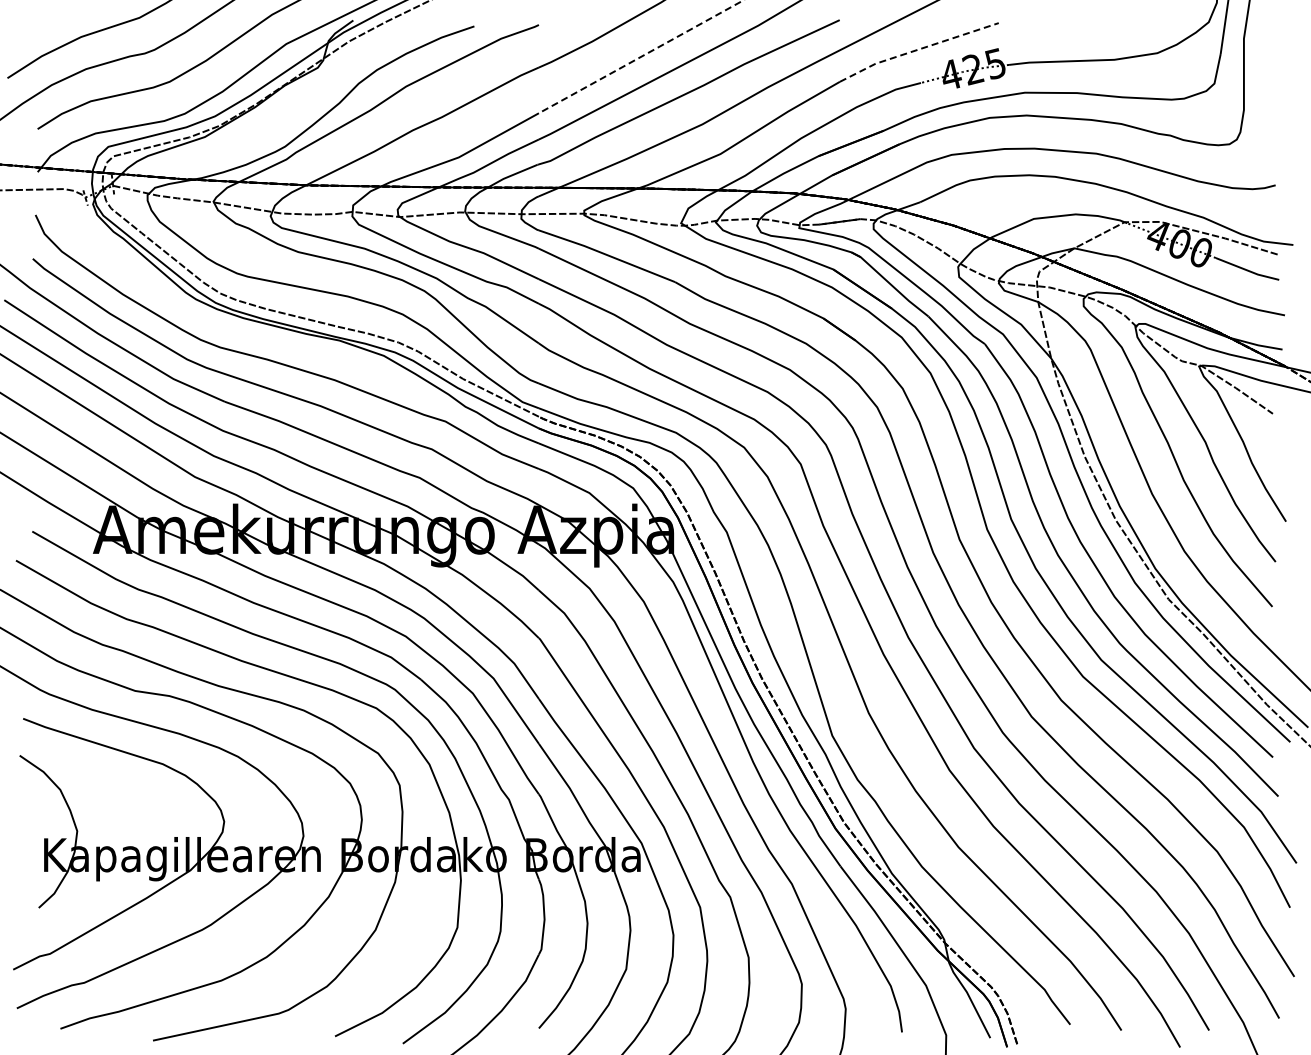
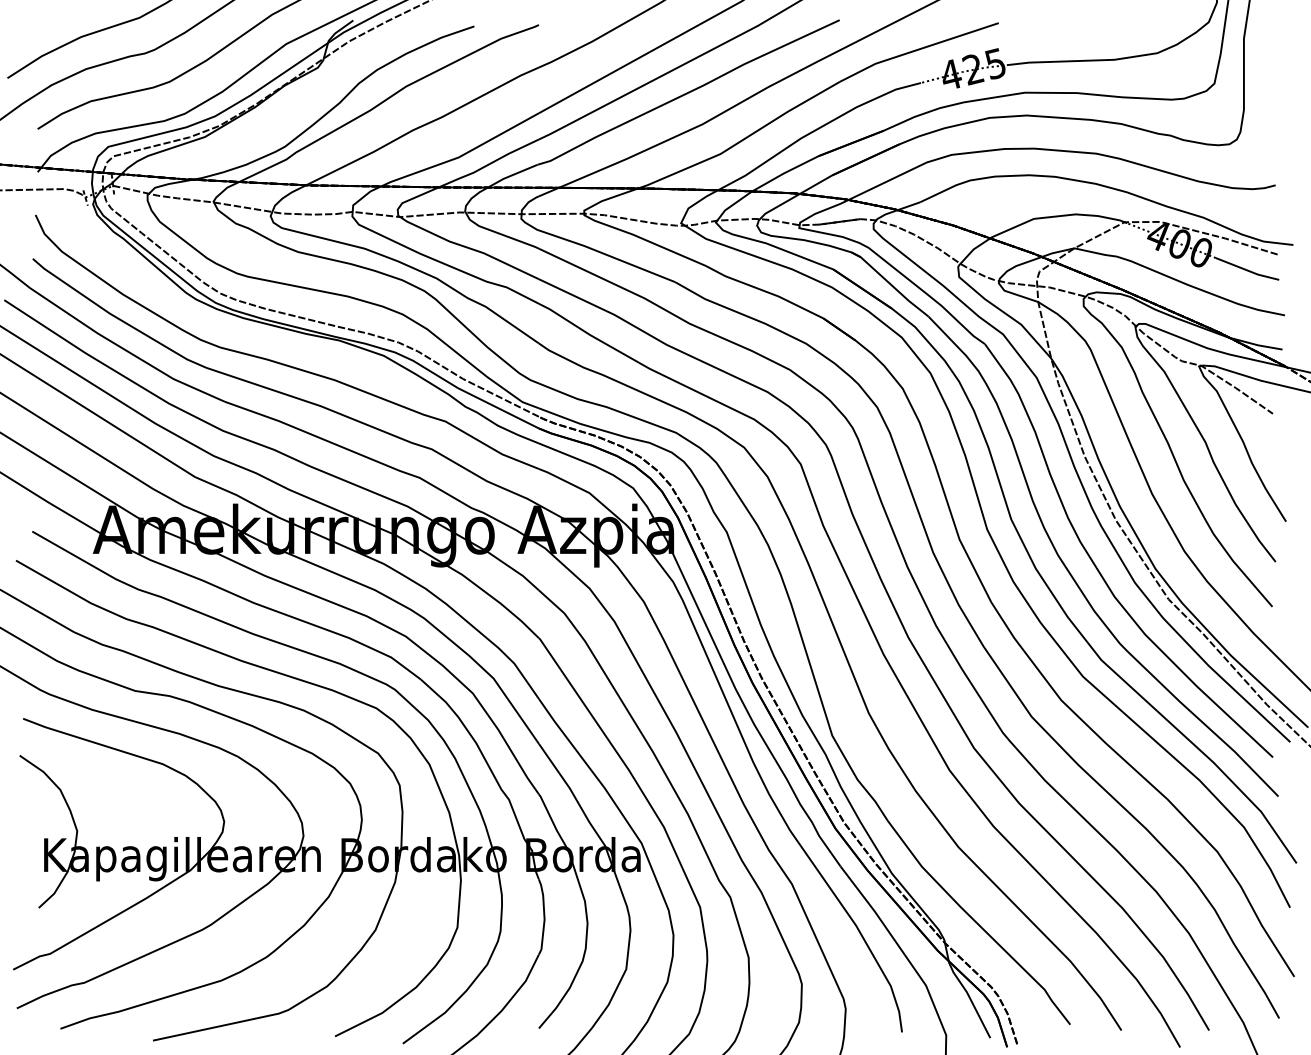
line: dashed -> solid (918, 49)
line: dashed -> solid (641, 56)
